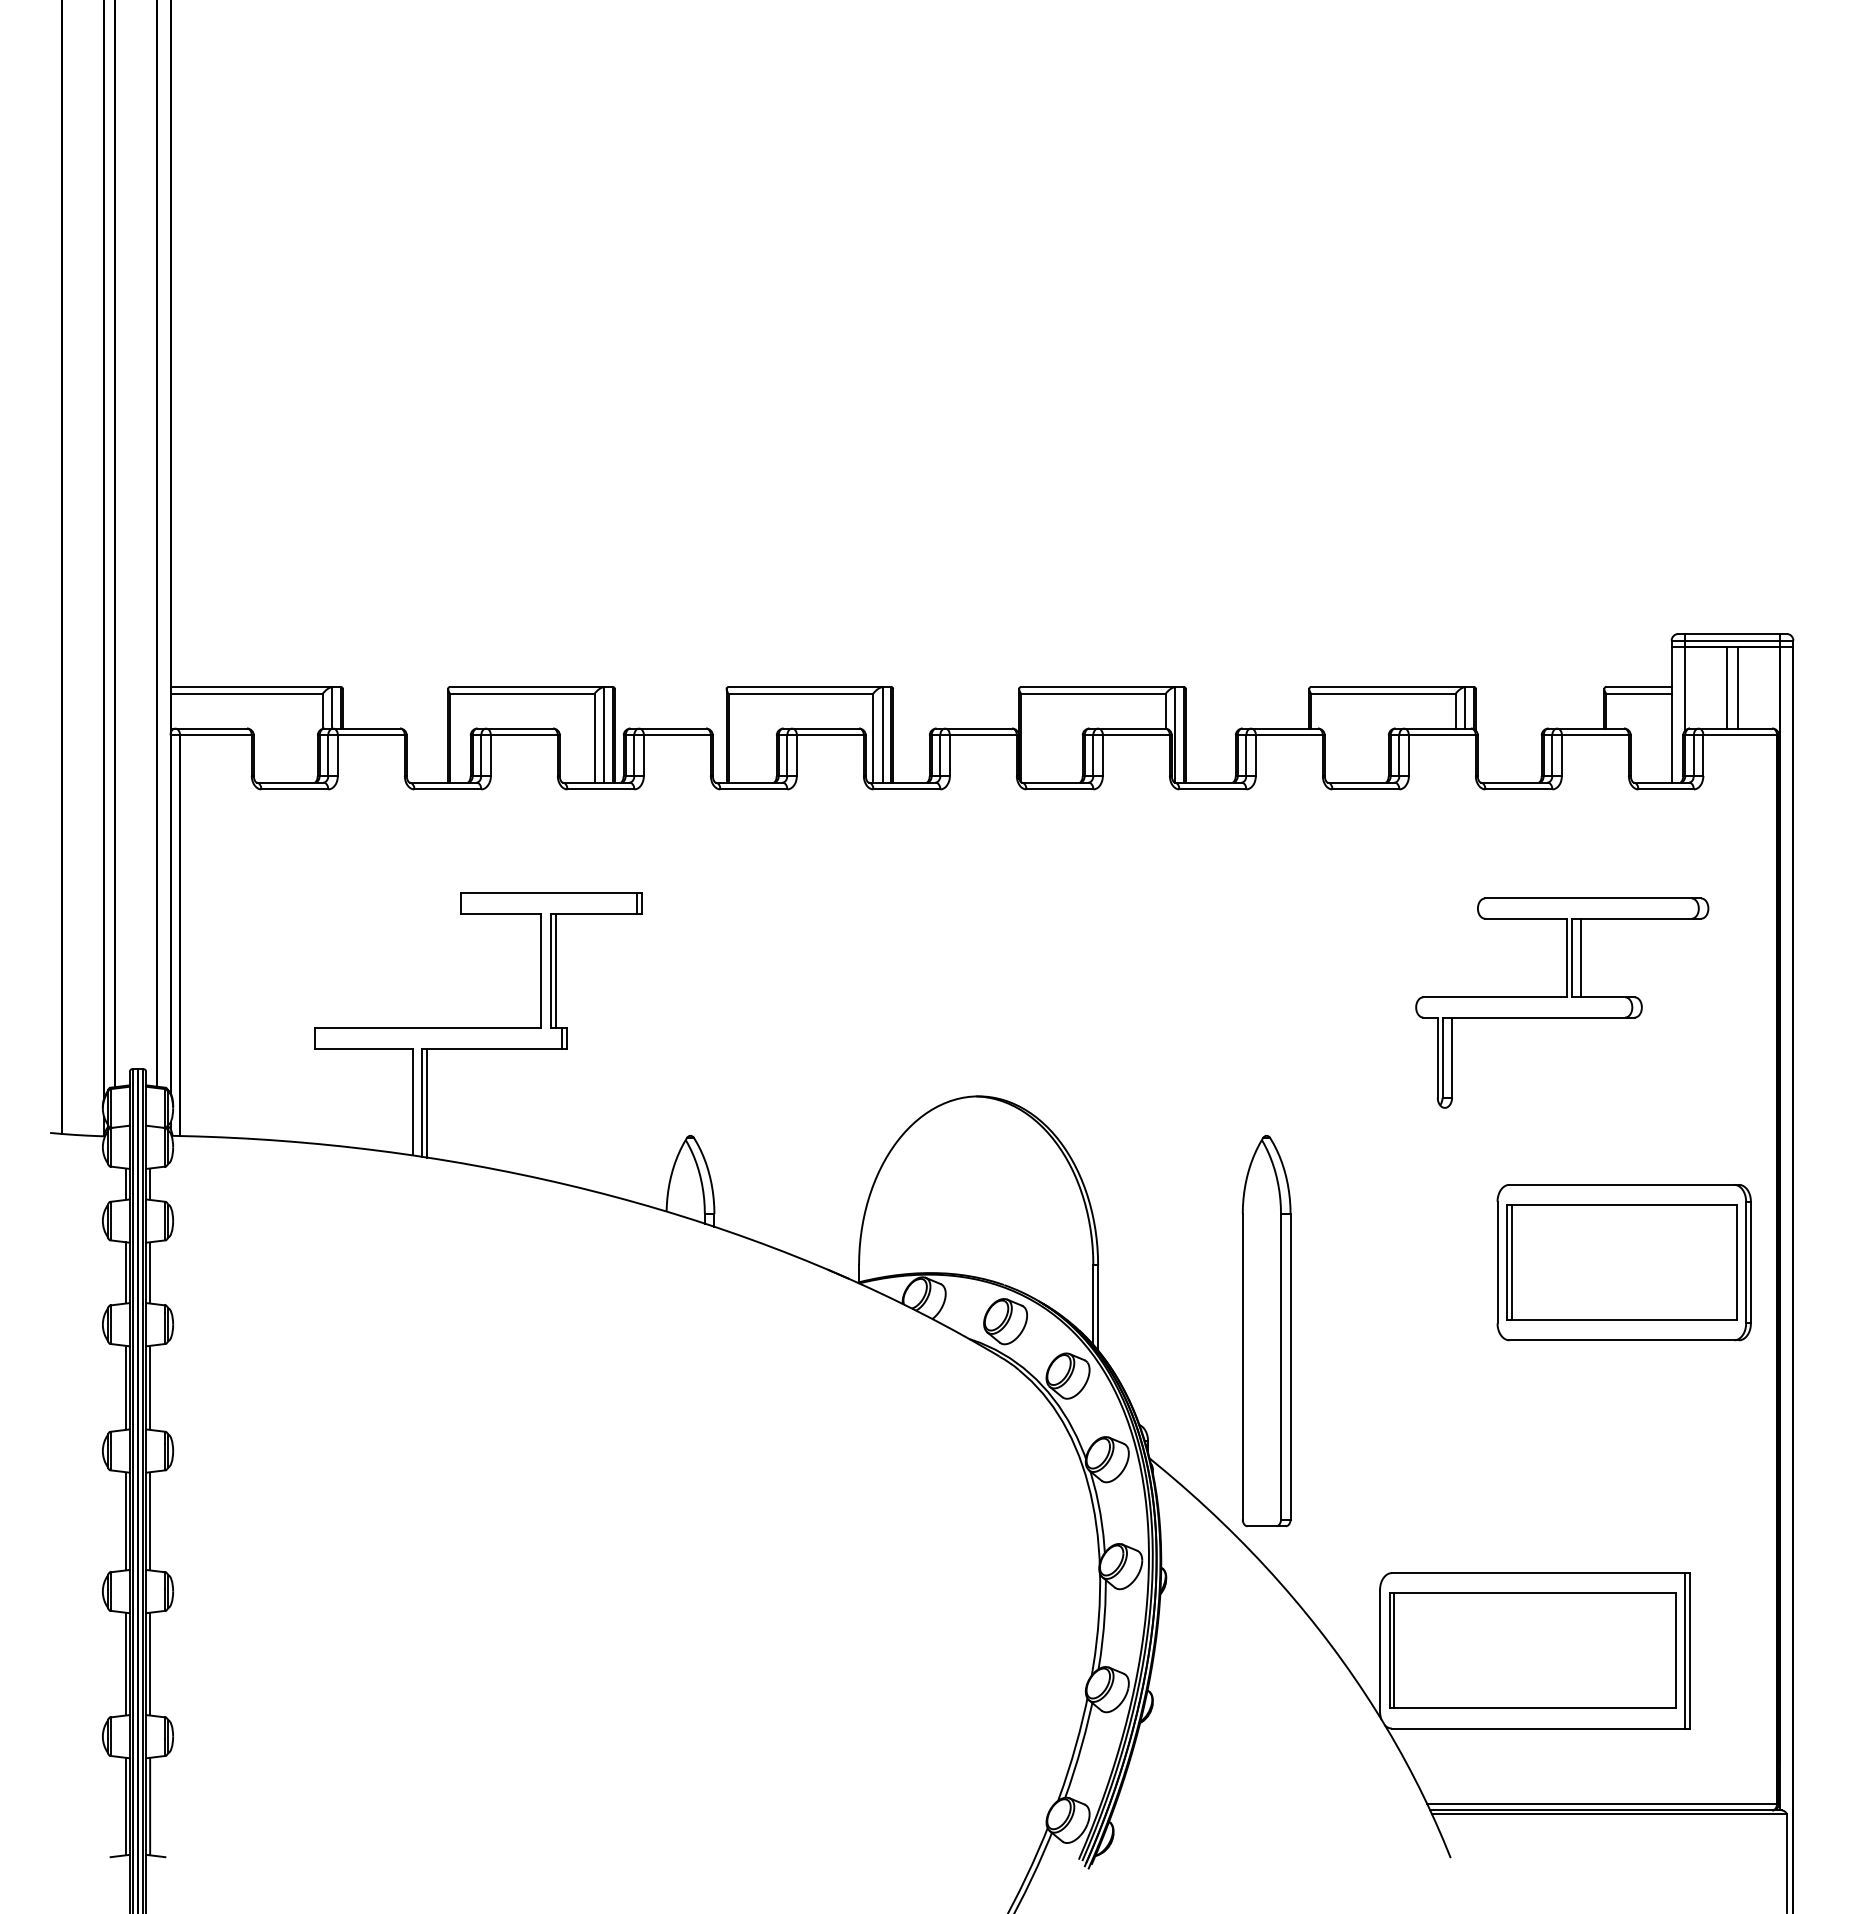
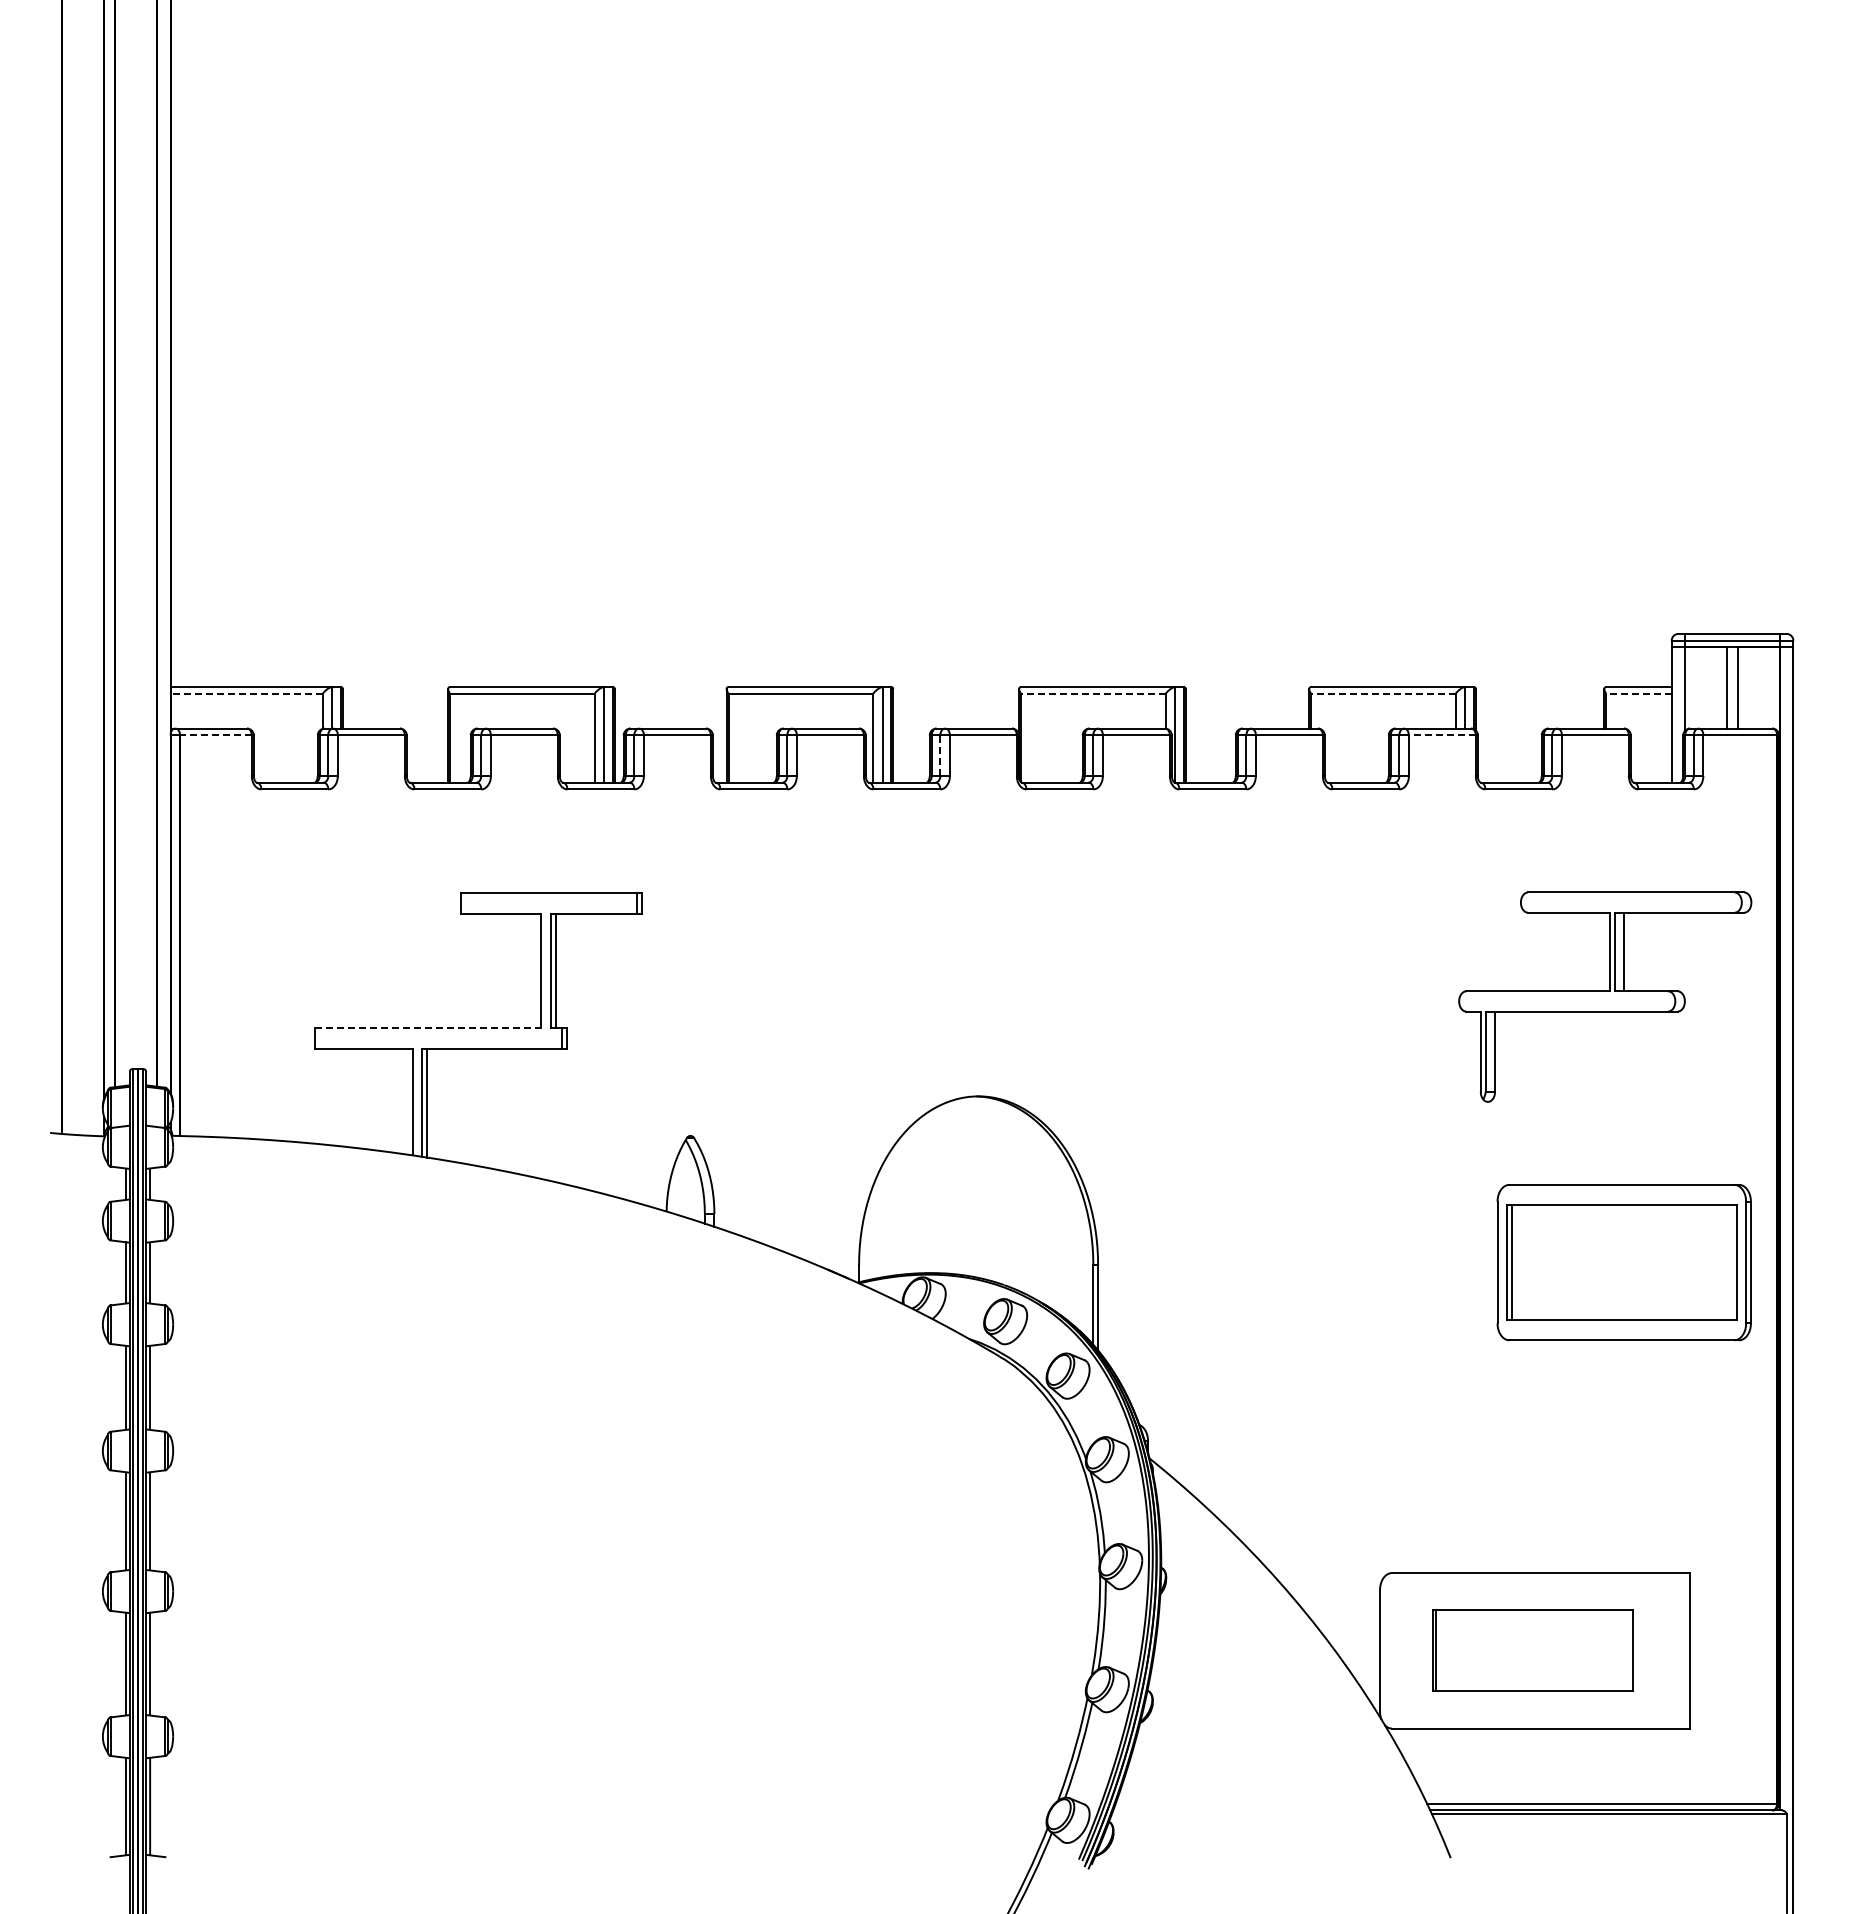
line: solid -> dashed (246, 693)
line: solid -> dashed (1092, 693)
line: solid -> dashed (1382, 693)
line: solid -> dashed (1639, 693)
line: solid -> dashed (215, 735)
line: solid -> dashed (1441, 735)
line: solid -> dashed (940, 755)
part position: (1562, 1002) -> (1605, 996) (1605, 996)
line: solid -> dashed (428, 1028)
part: present -> none (1266, 1331)
part size: 288x117 px -> 202x83 px (1532, 1650)
line: present -> none (1685, 1650)
